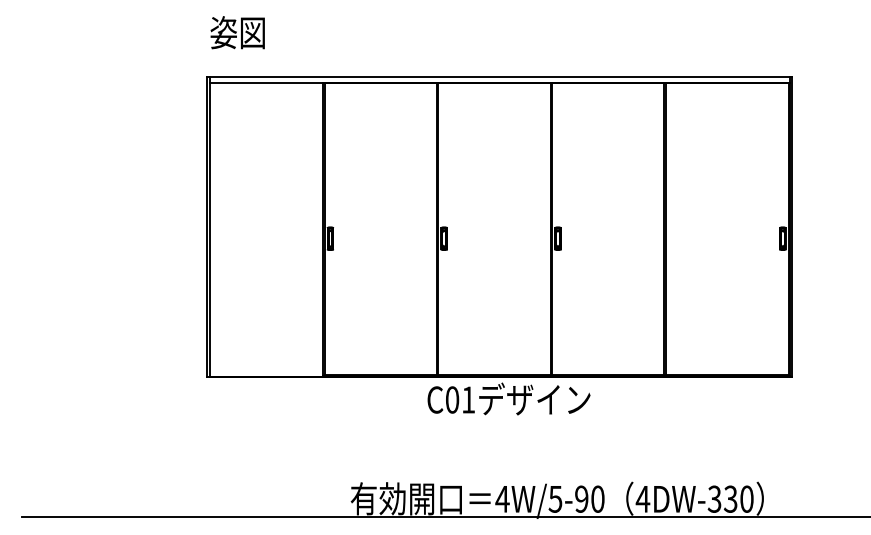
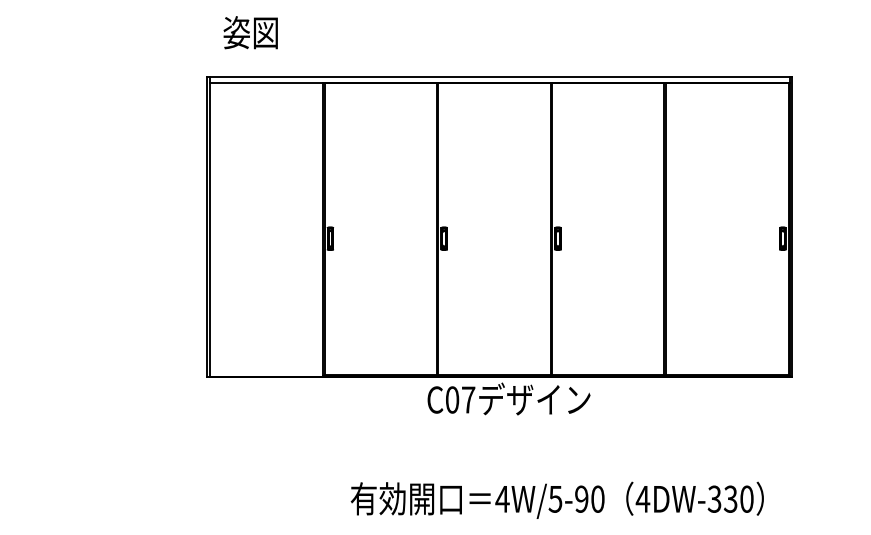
text position: (237, 32) -> (250, 32) (250, 32)
text: C01 -> C07 (468, 399)
line: present -> none (444, 517)
